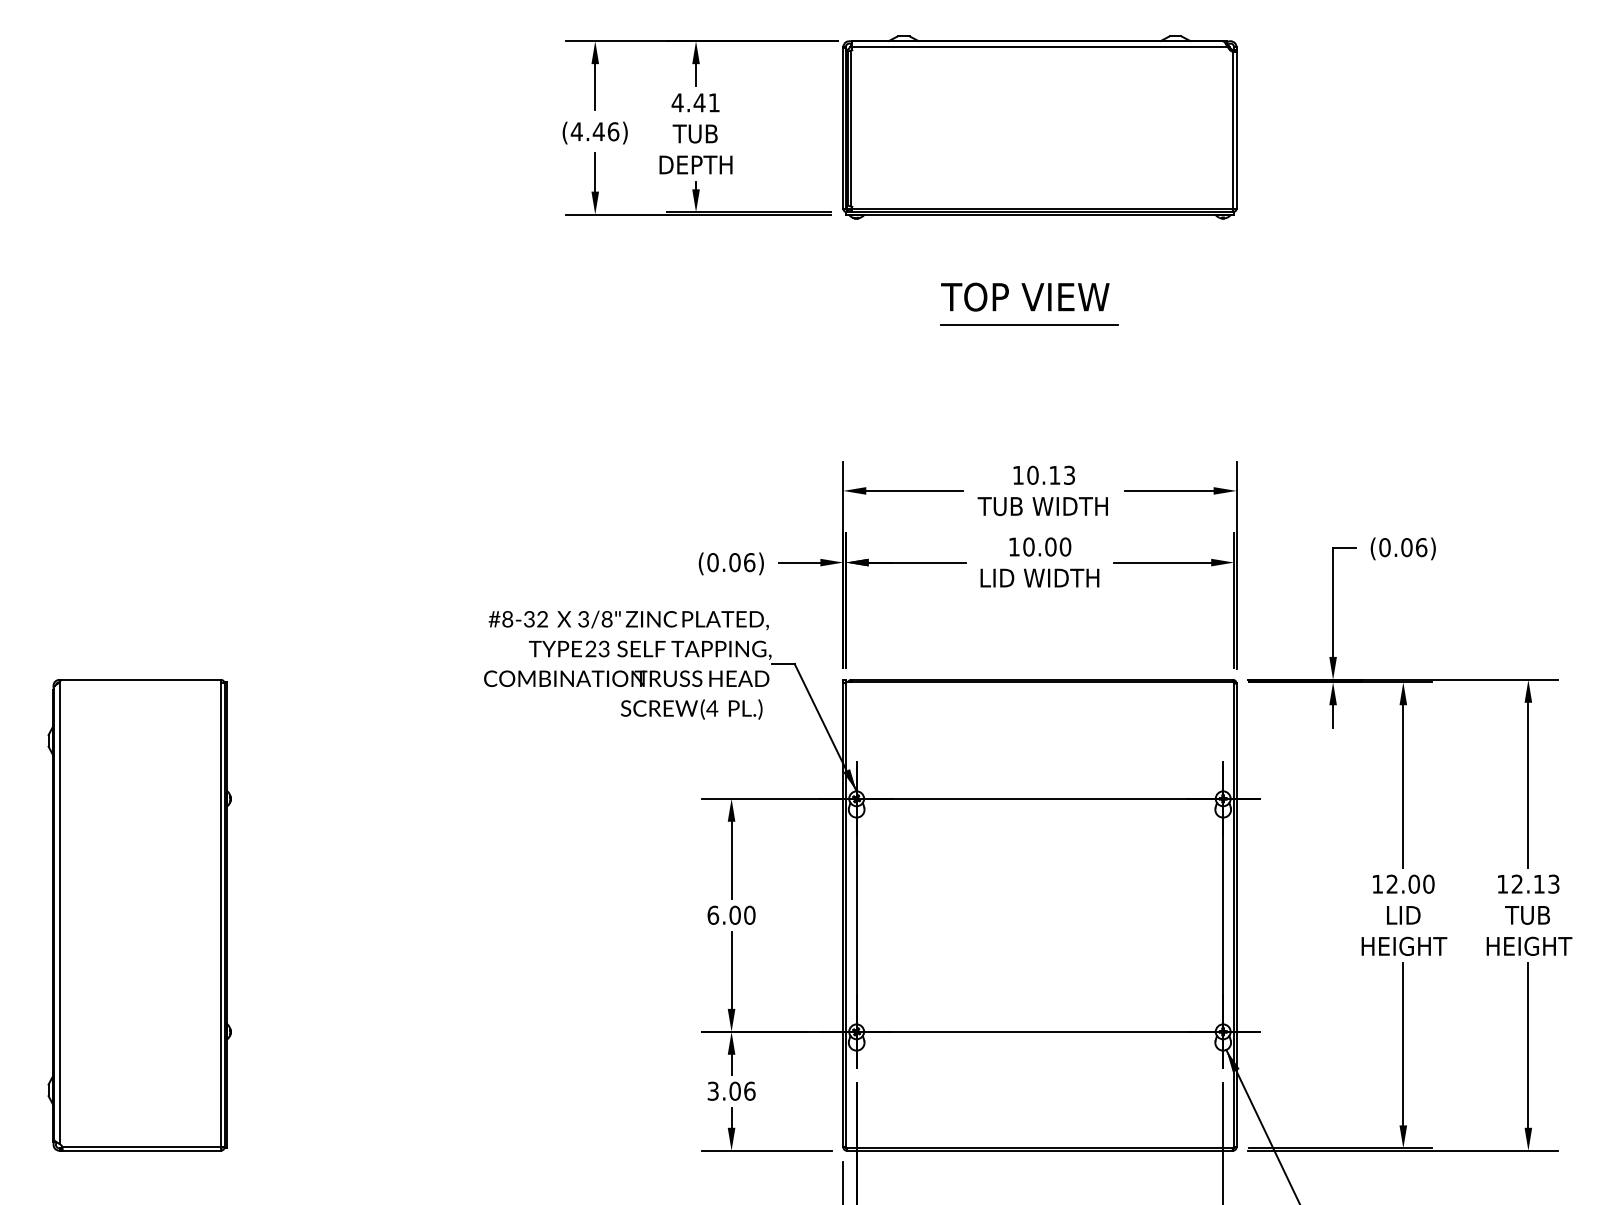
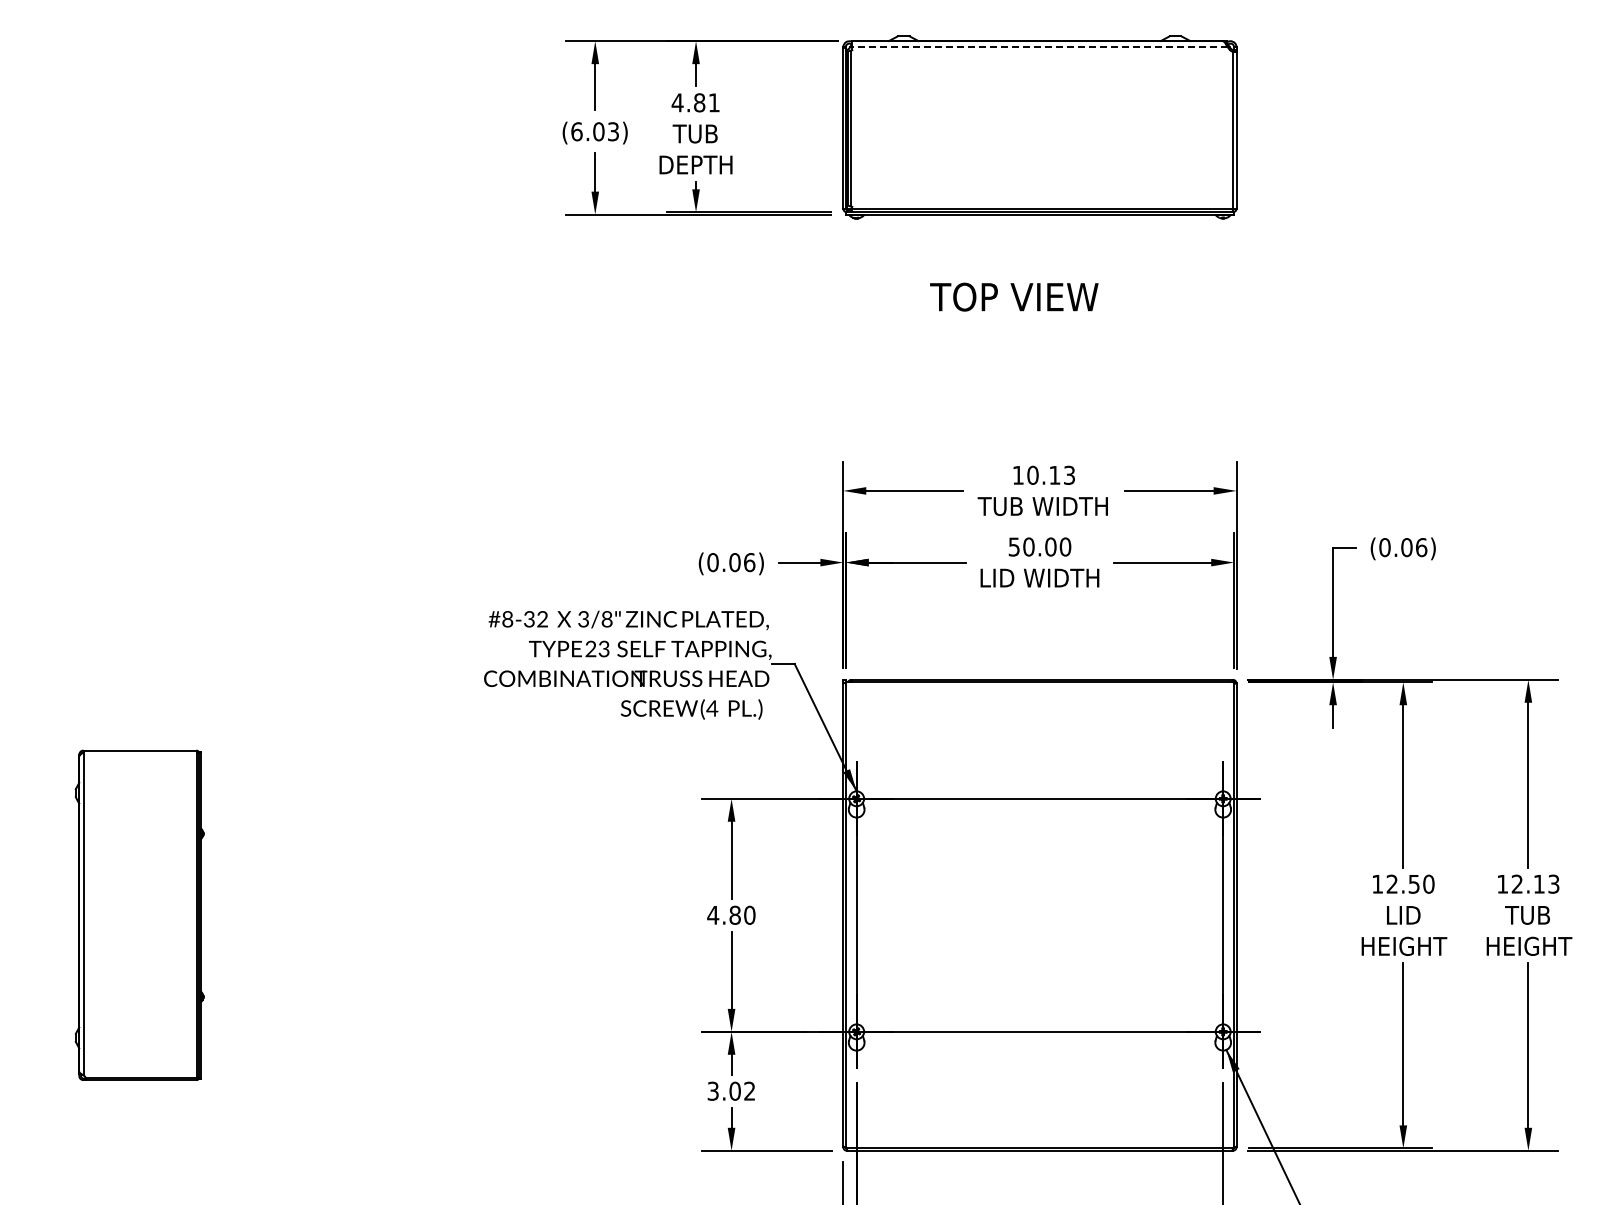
line: solid -> dashed (1040, 47)
text: 4.41 -> 4.81 (699, 102)
text: (4.46) -> (6.03) (594, 131)
text position: (1025, 296) -> (1014, 296) (1014, 296)
line: present -> none (1029, 324)
text: 10.00 -> 50.00 (1013, 546)
text: 12.00 -> 12.50 (1413, 883)
text: 6.00 -> 4.80 (723, 914)
part size: 185x473 px -> 131x332 px (139, 914)
text: 3.06 -> 3.02 (749, 1090)
